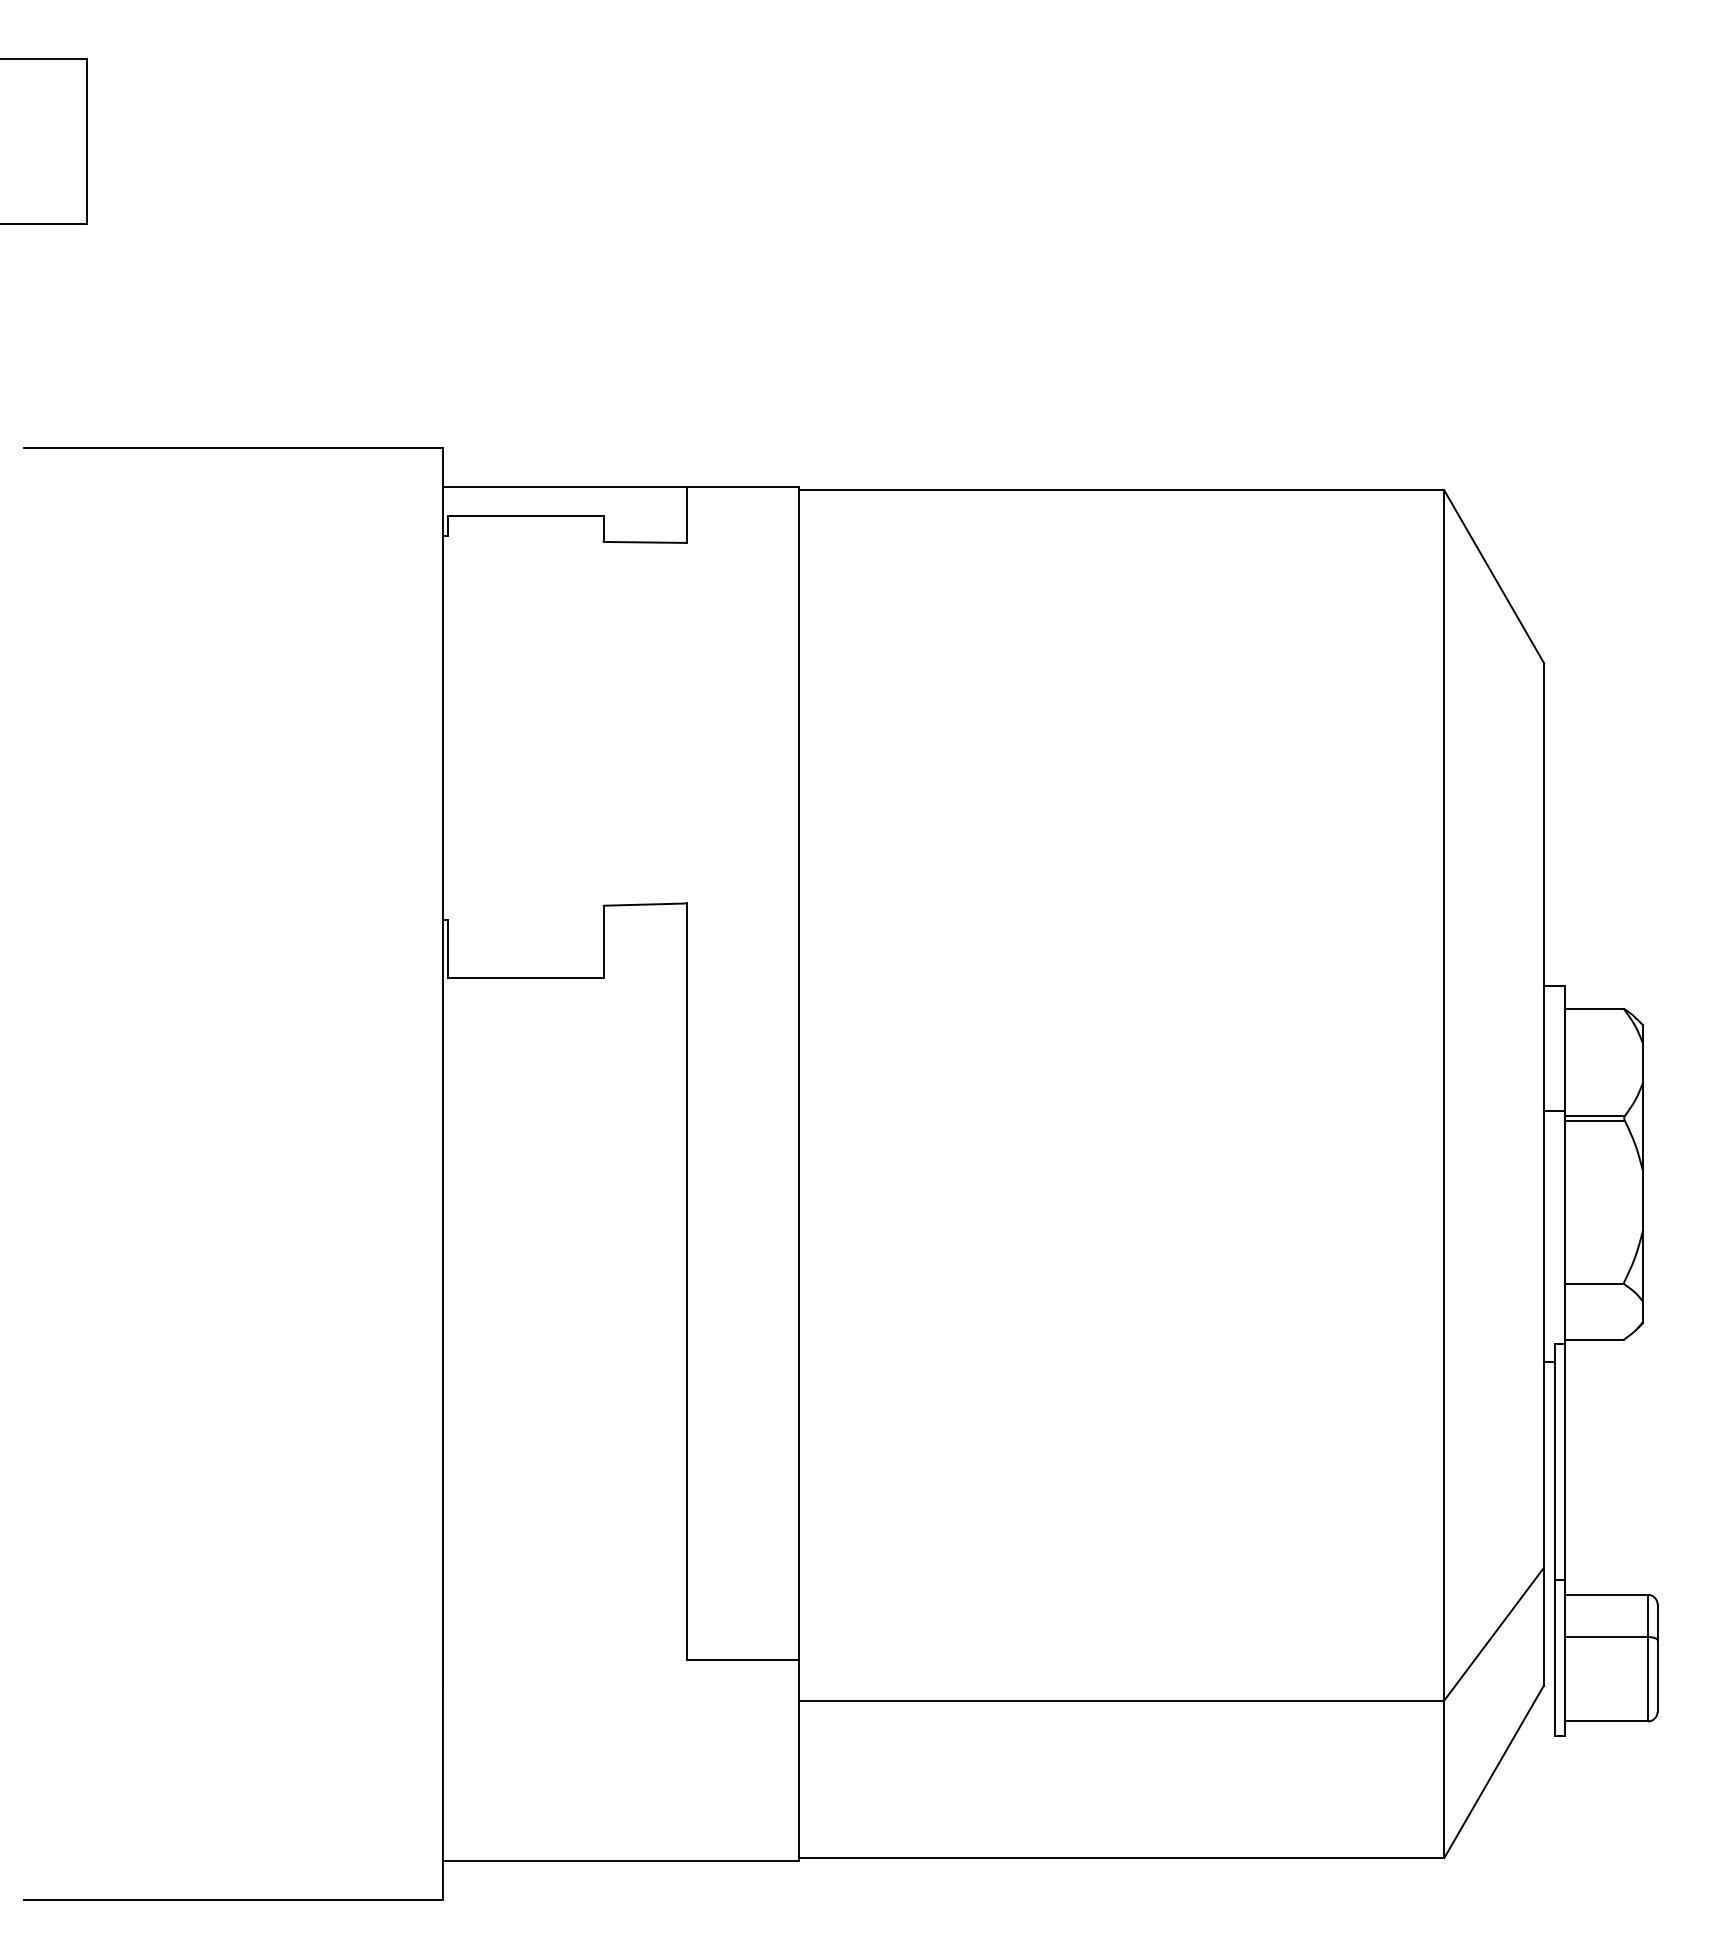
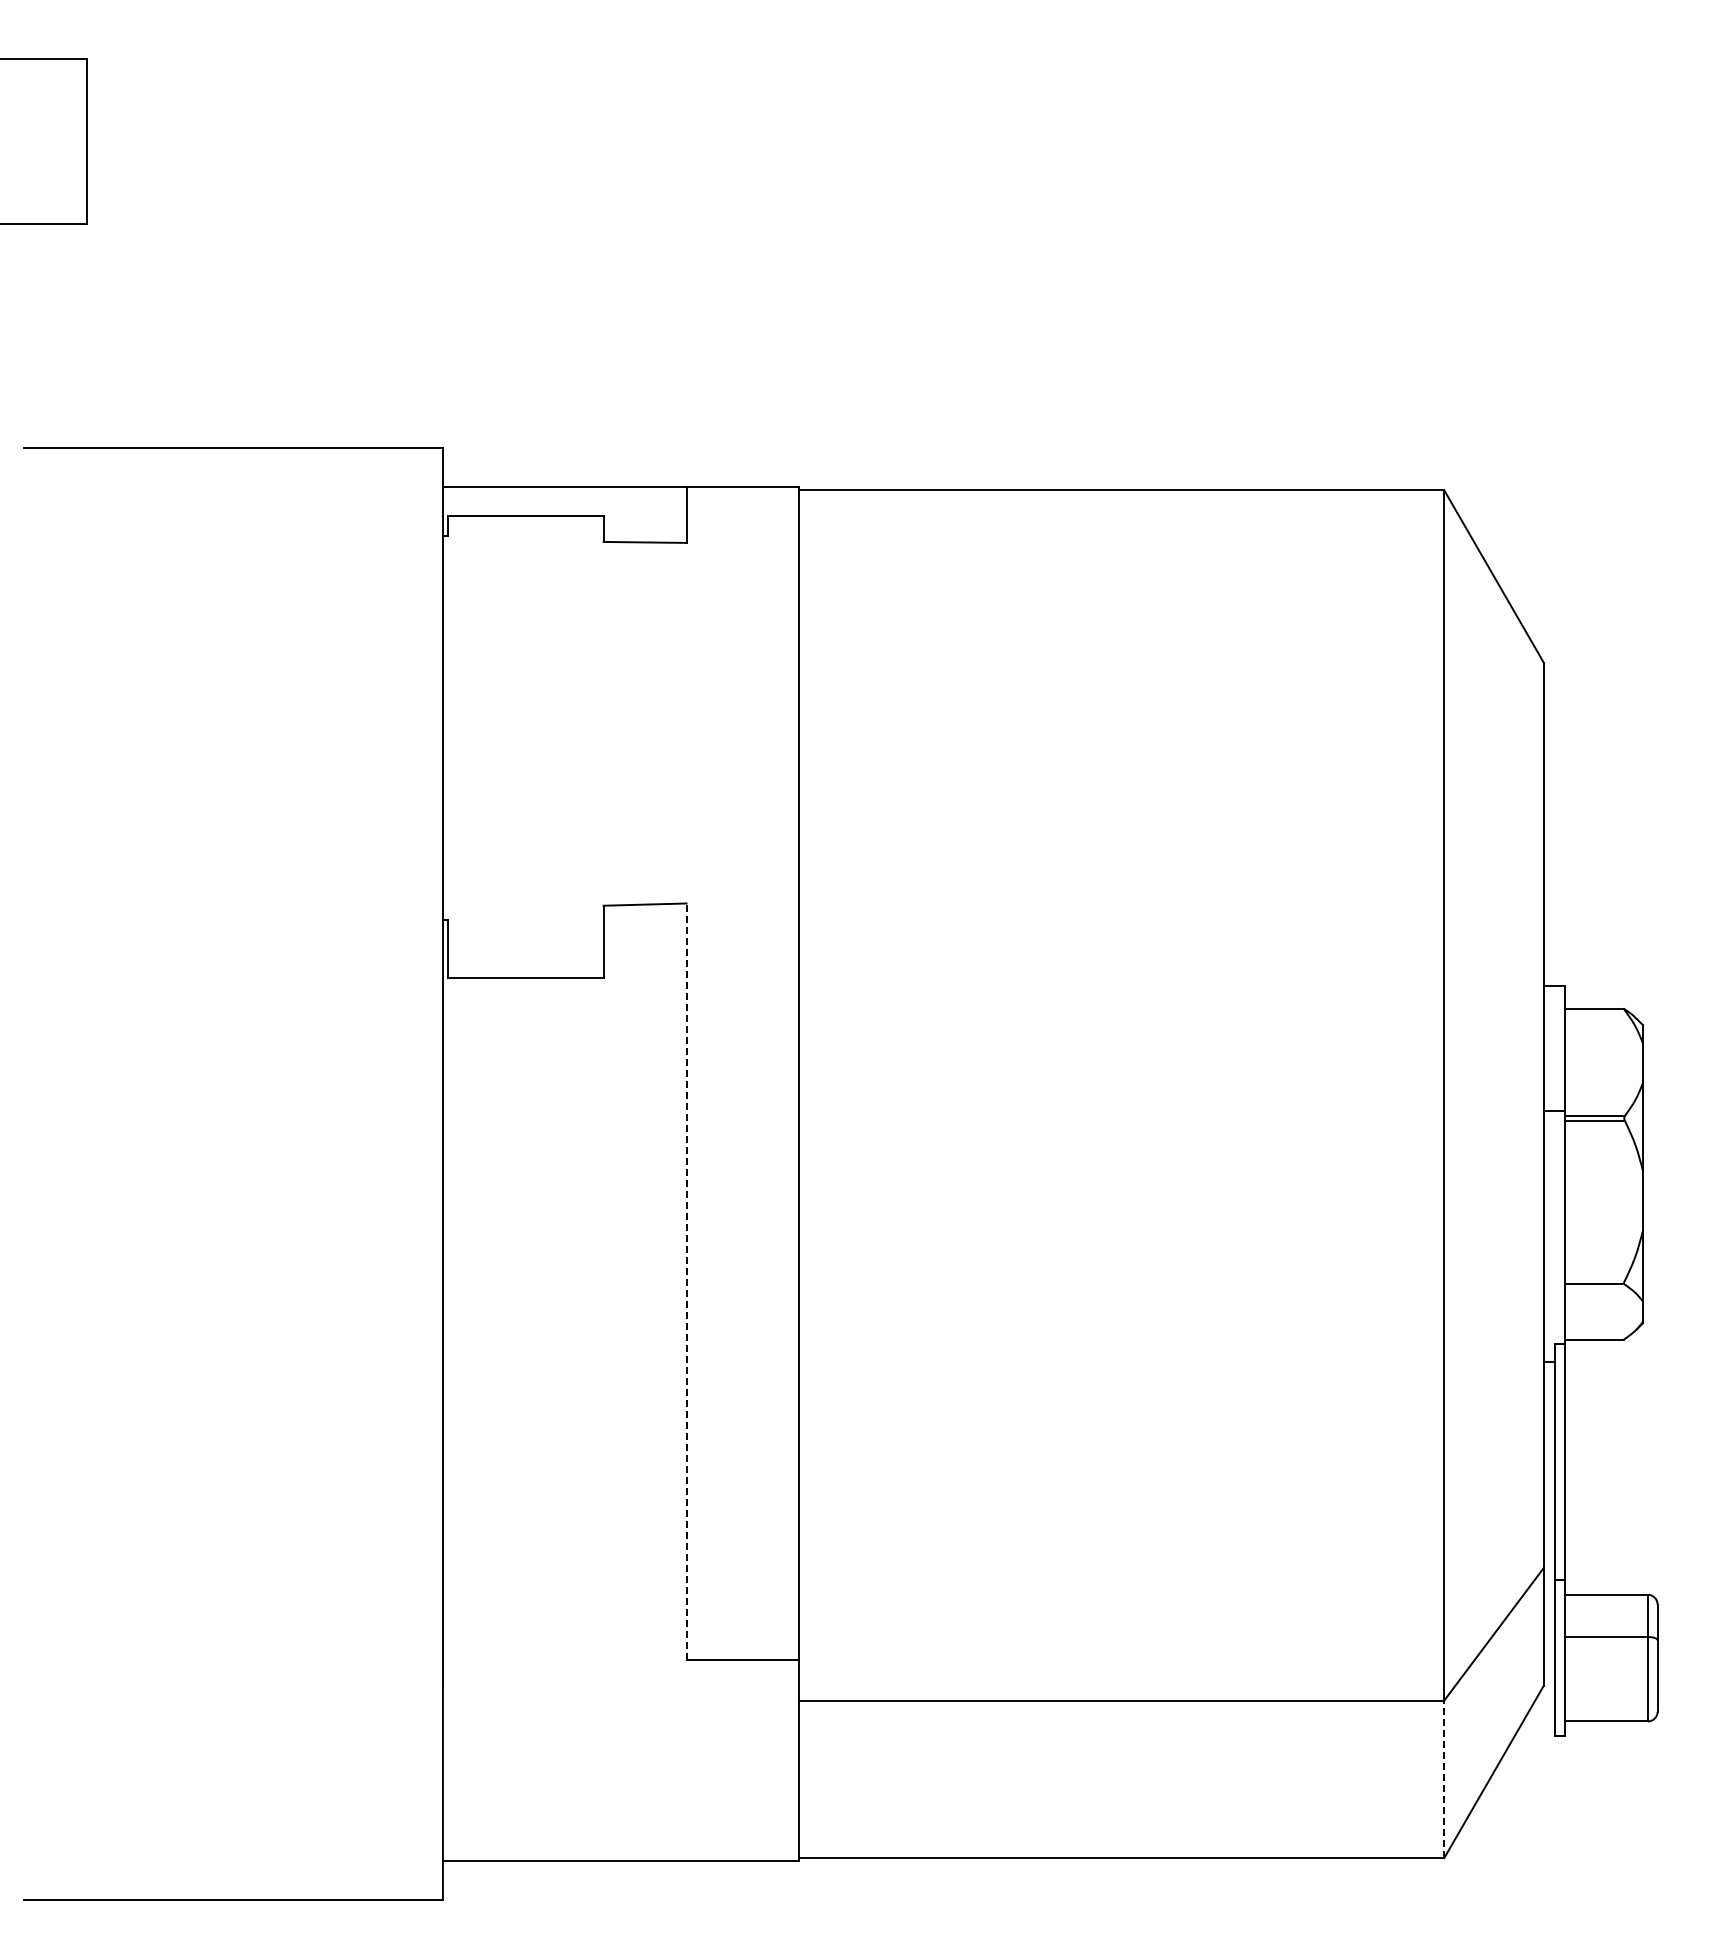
line: solid -> dashed (686, 1281)
line: solid -> dashed (1444, 1779)
